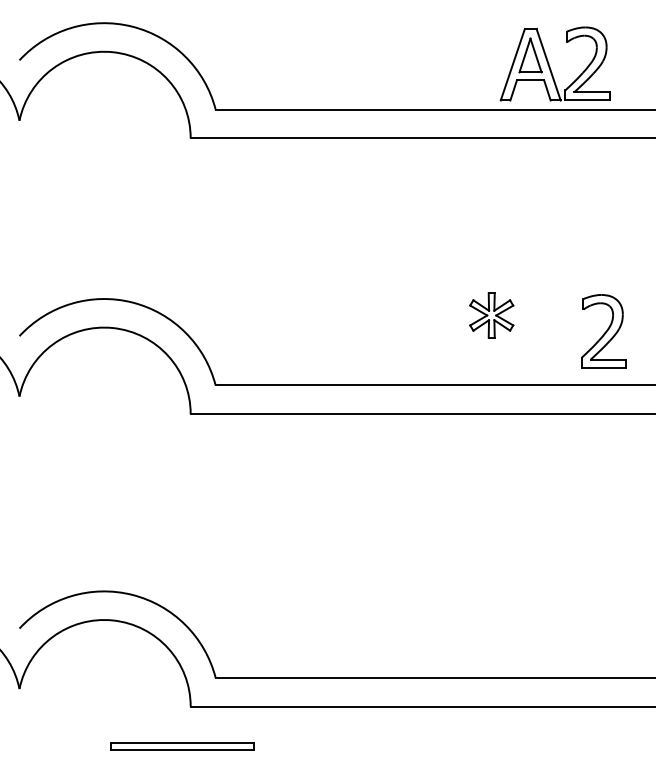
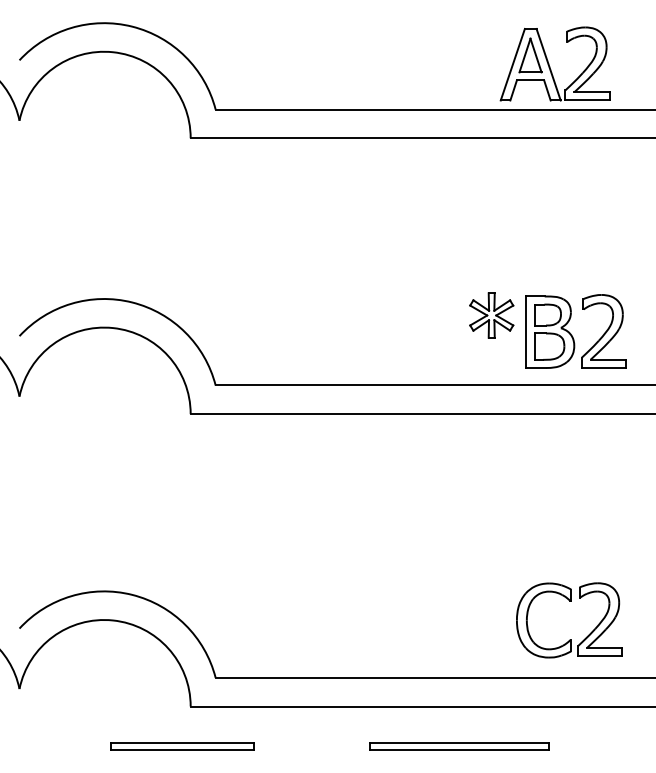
part: none -> present (550, 331)
part: none -> present (569, 601)
part: none -> present (459, 746)
